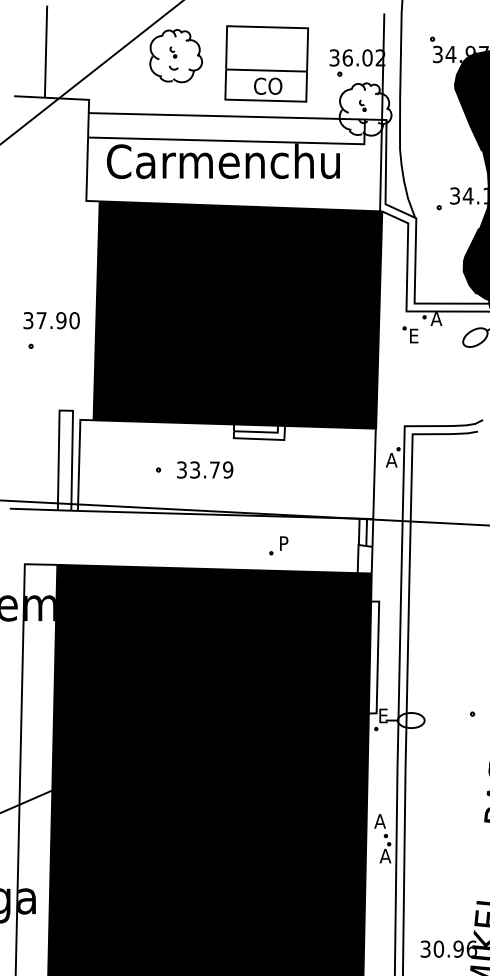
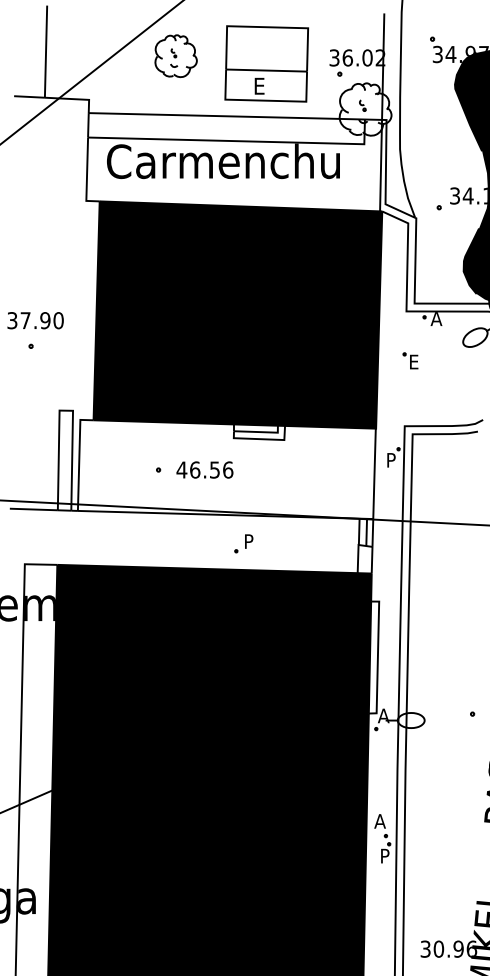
part size: 54x55 px -> 44x45 px (175, 56)
text: CO -> E (268, 85)
text position: (51, 320) -> (35, 320) (35, 320)
part position: (410, 334) -> (410, 360) (410, 360)
text: A -> P (391, 460)
text: 33.79 -> 46.56 (204, 469)
part position: (278, 545) -> (243, 543) (243, 543)
text: E -> A (383, 715)
text: A -> P (385, 855)
